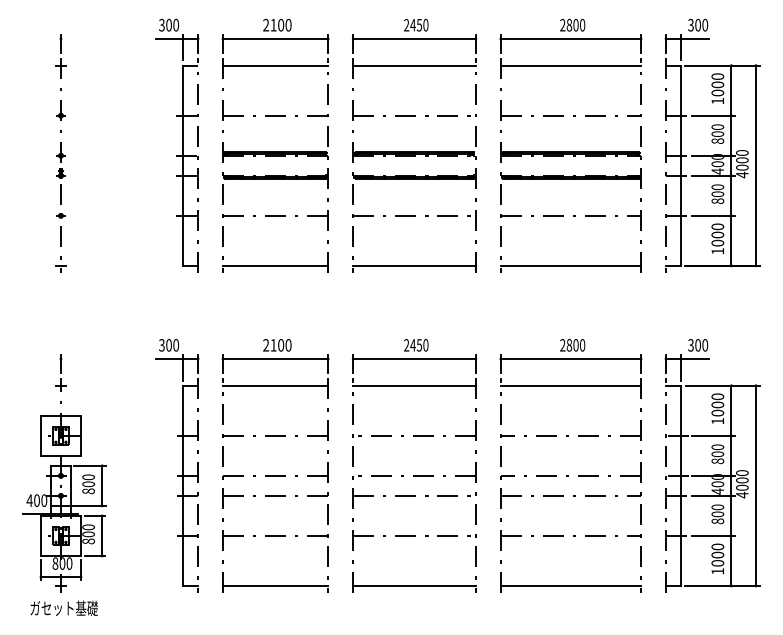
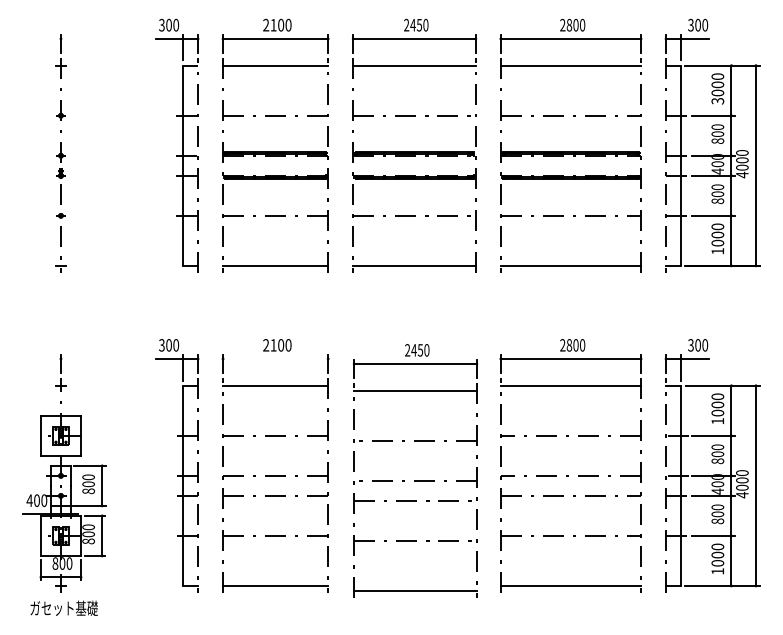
text: 1000 -> 3000 (717, 101)
line: present -> none (275, 358)
part position: (414, 475) -> (415, 480) (415, 480)
